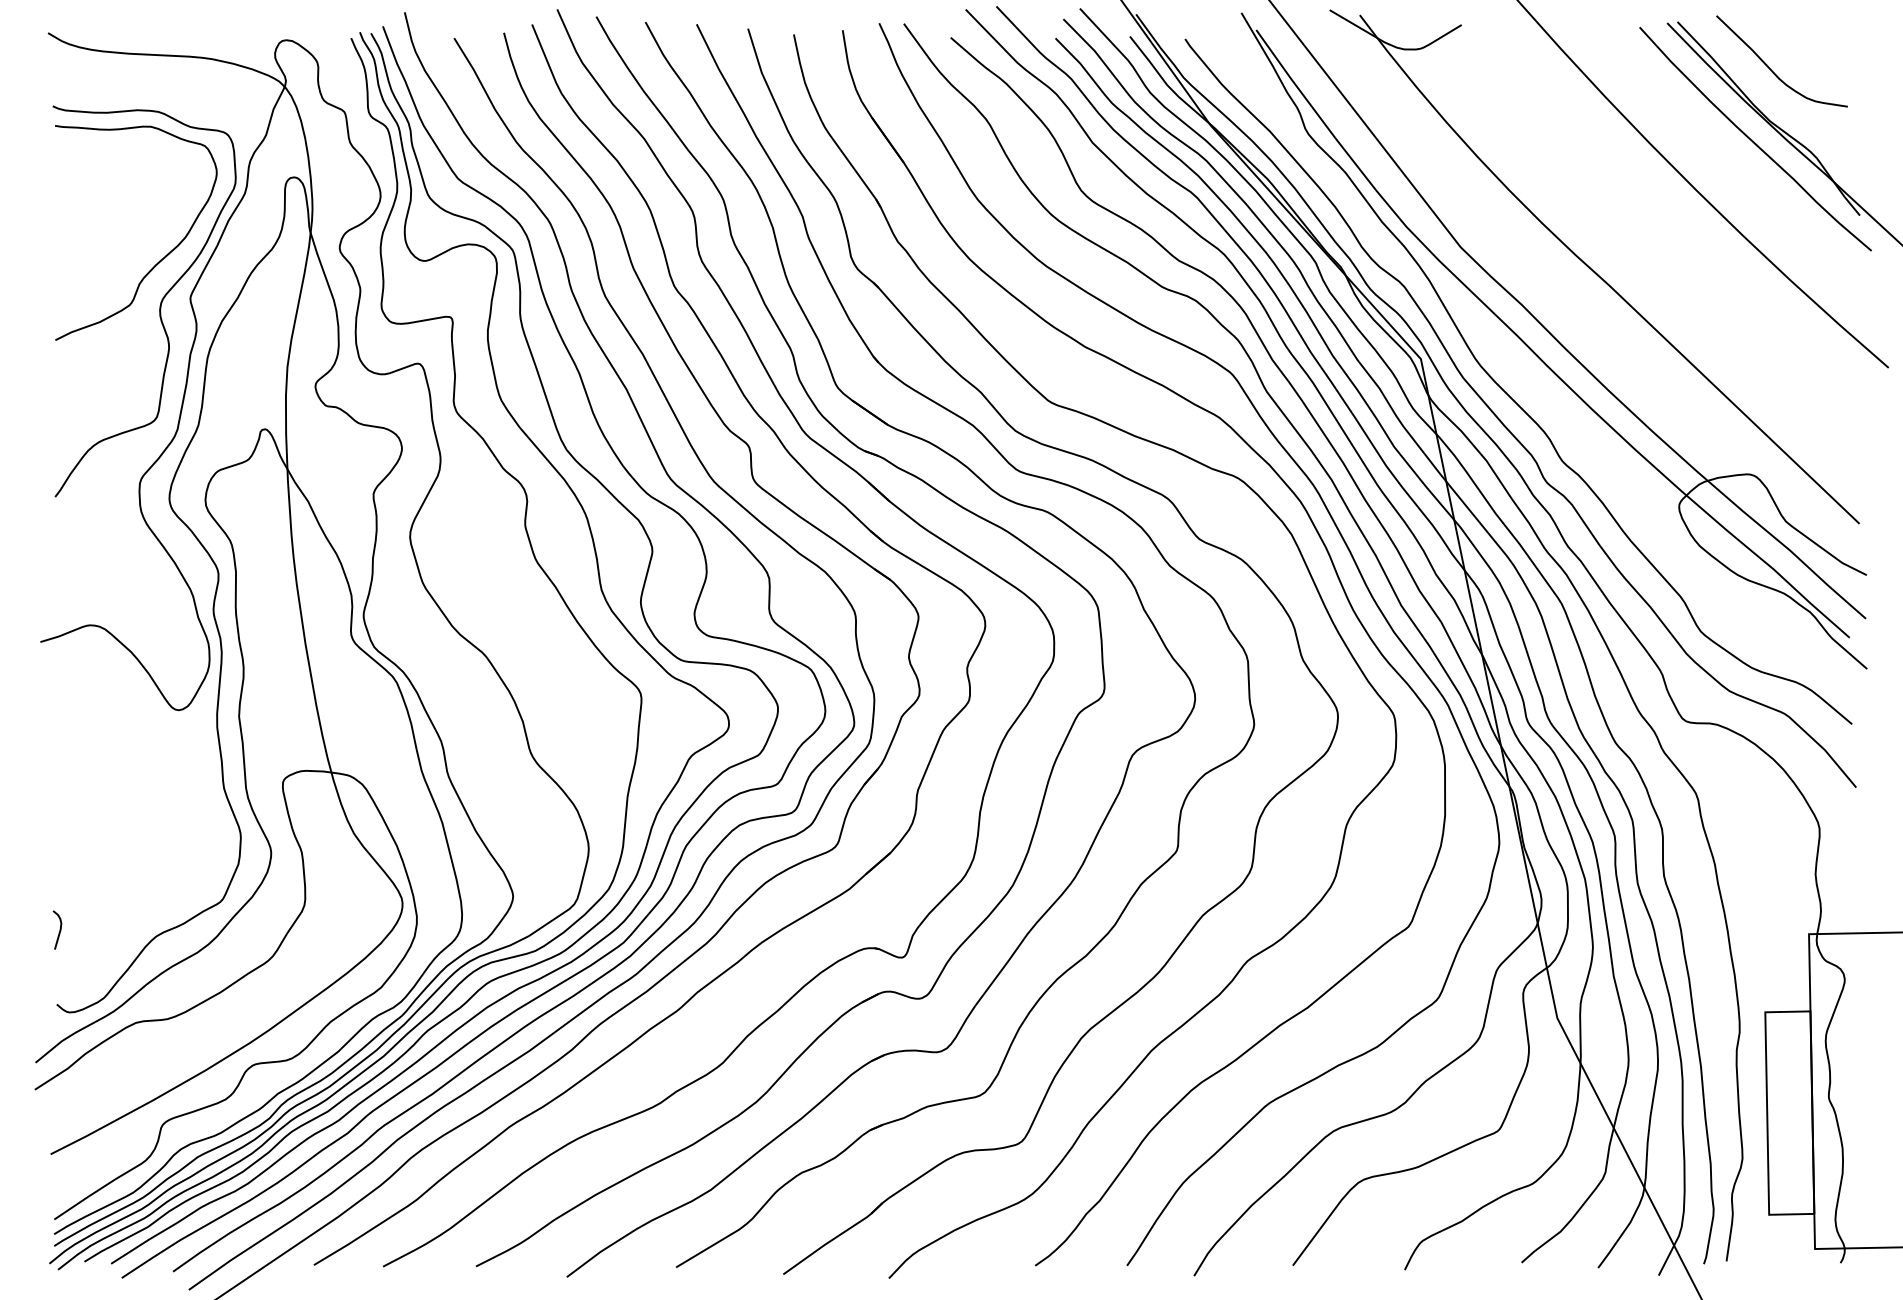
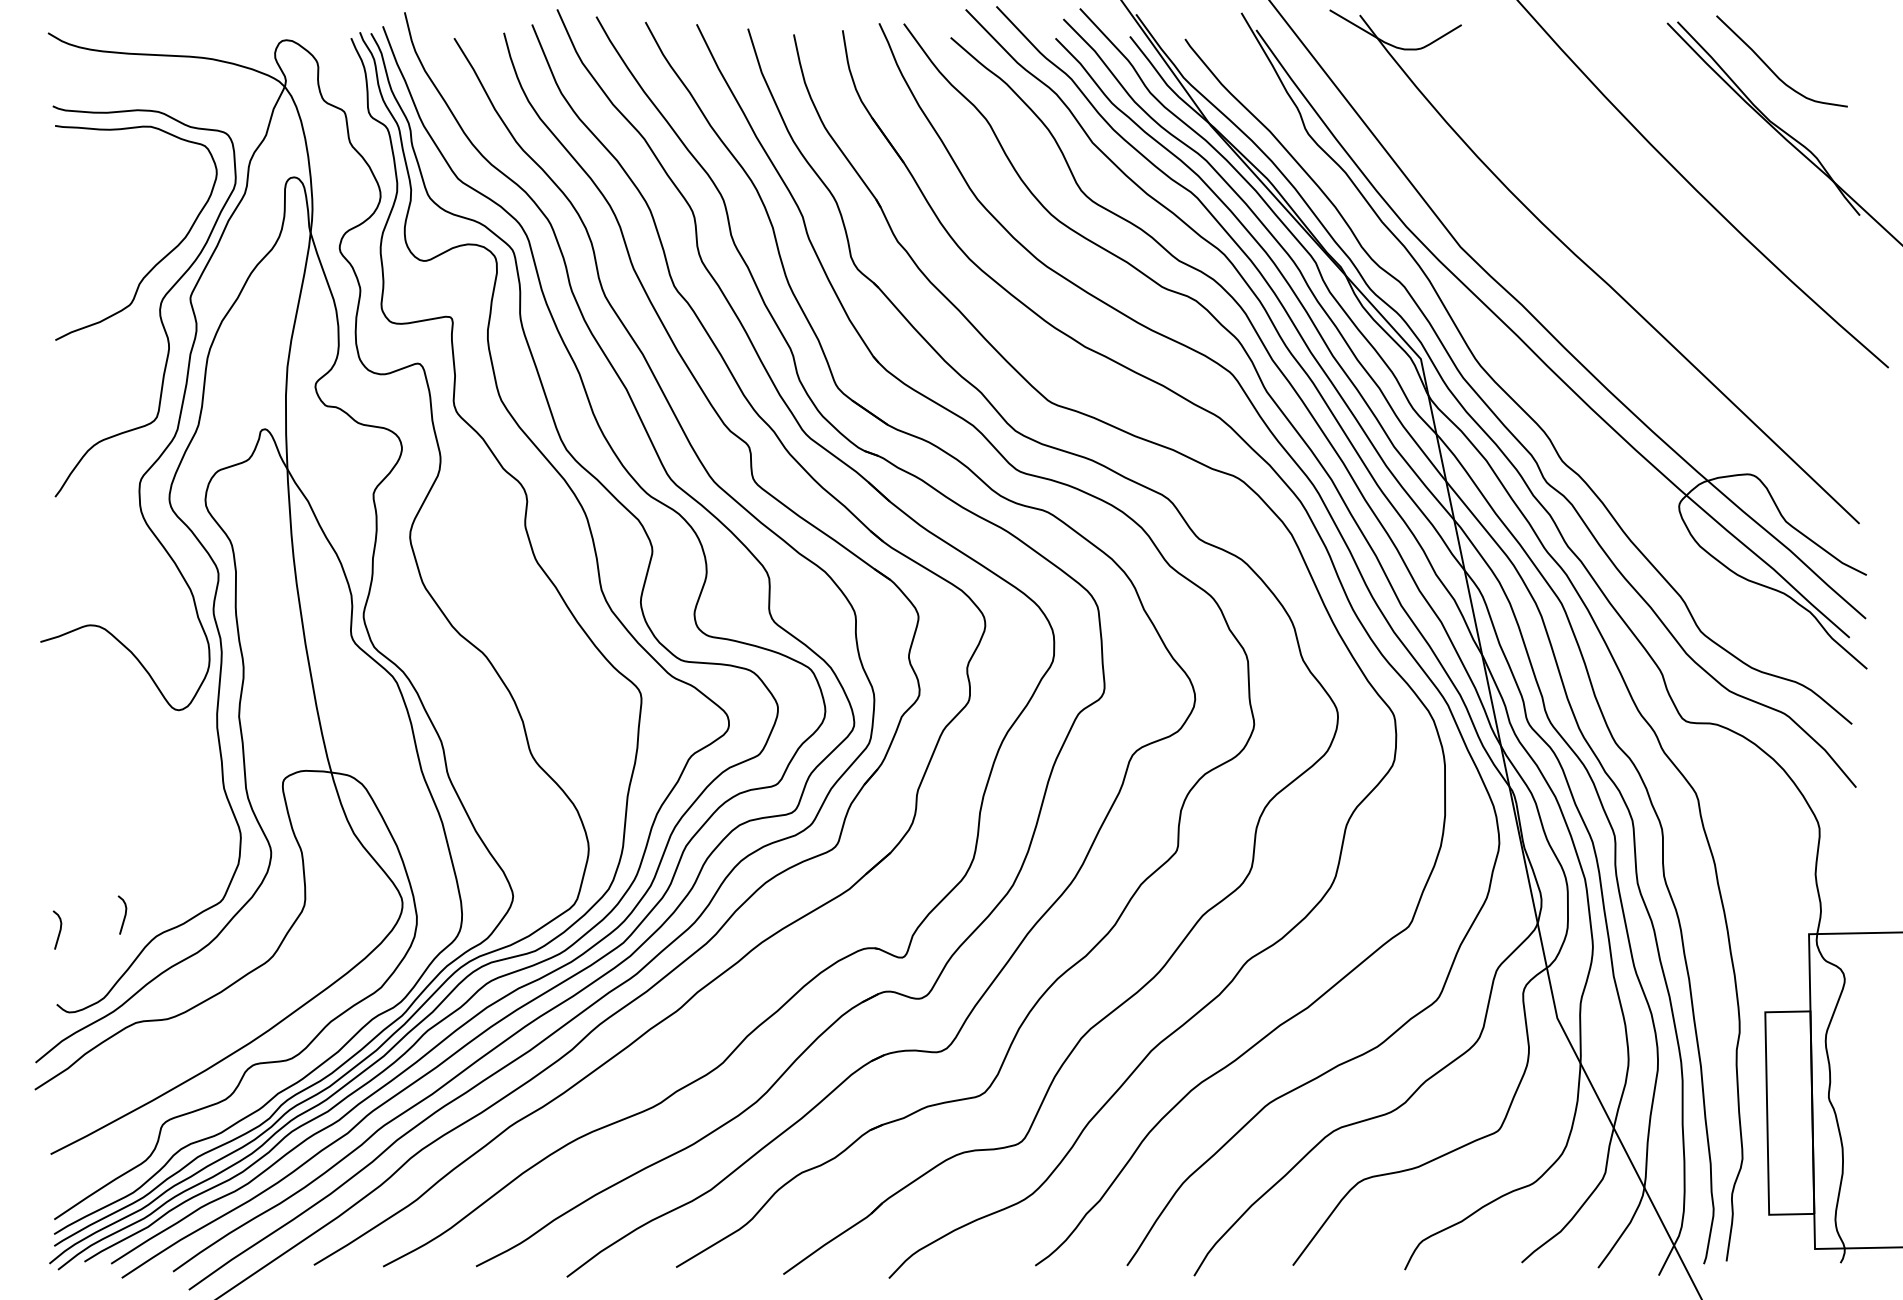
curve: present -> none (1753, 140)
curve: none -> present (124, 914)
